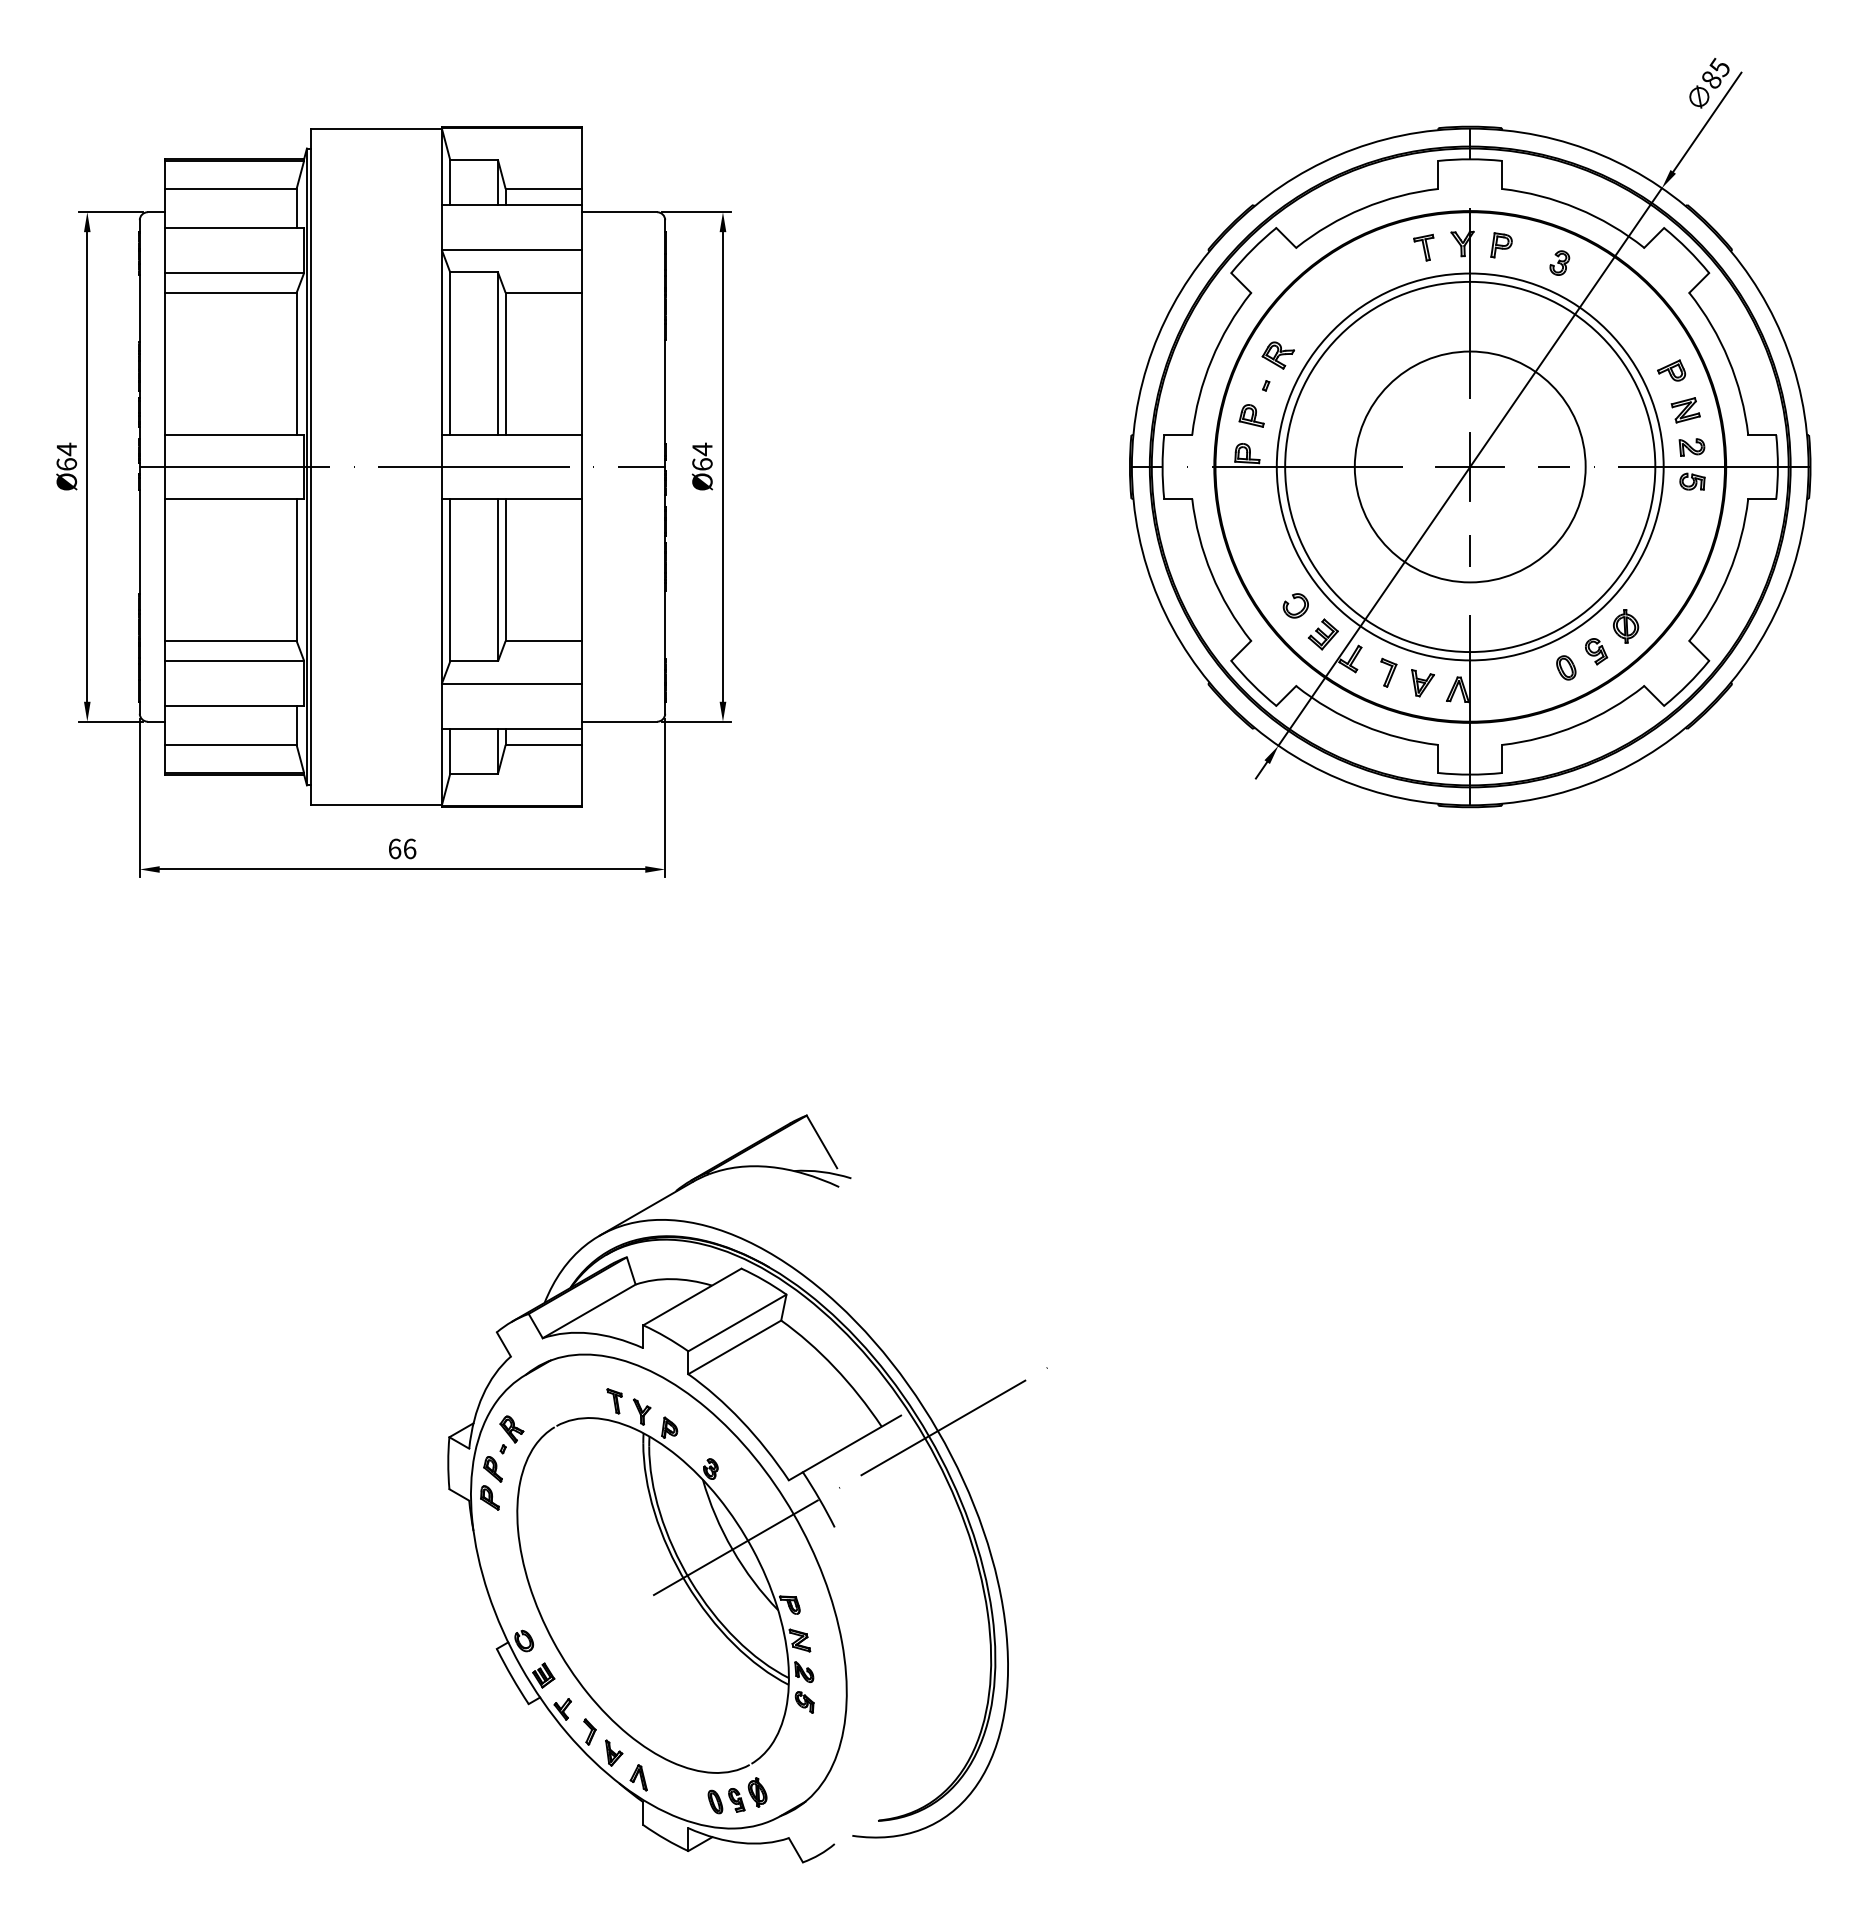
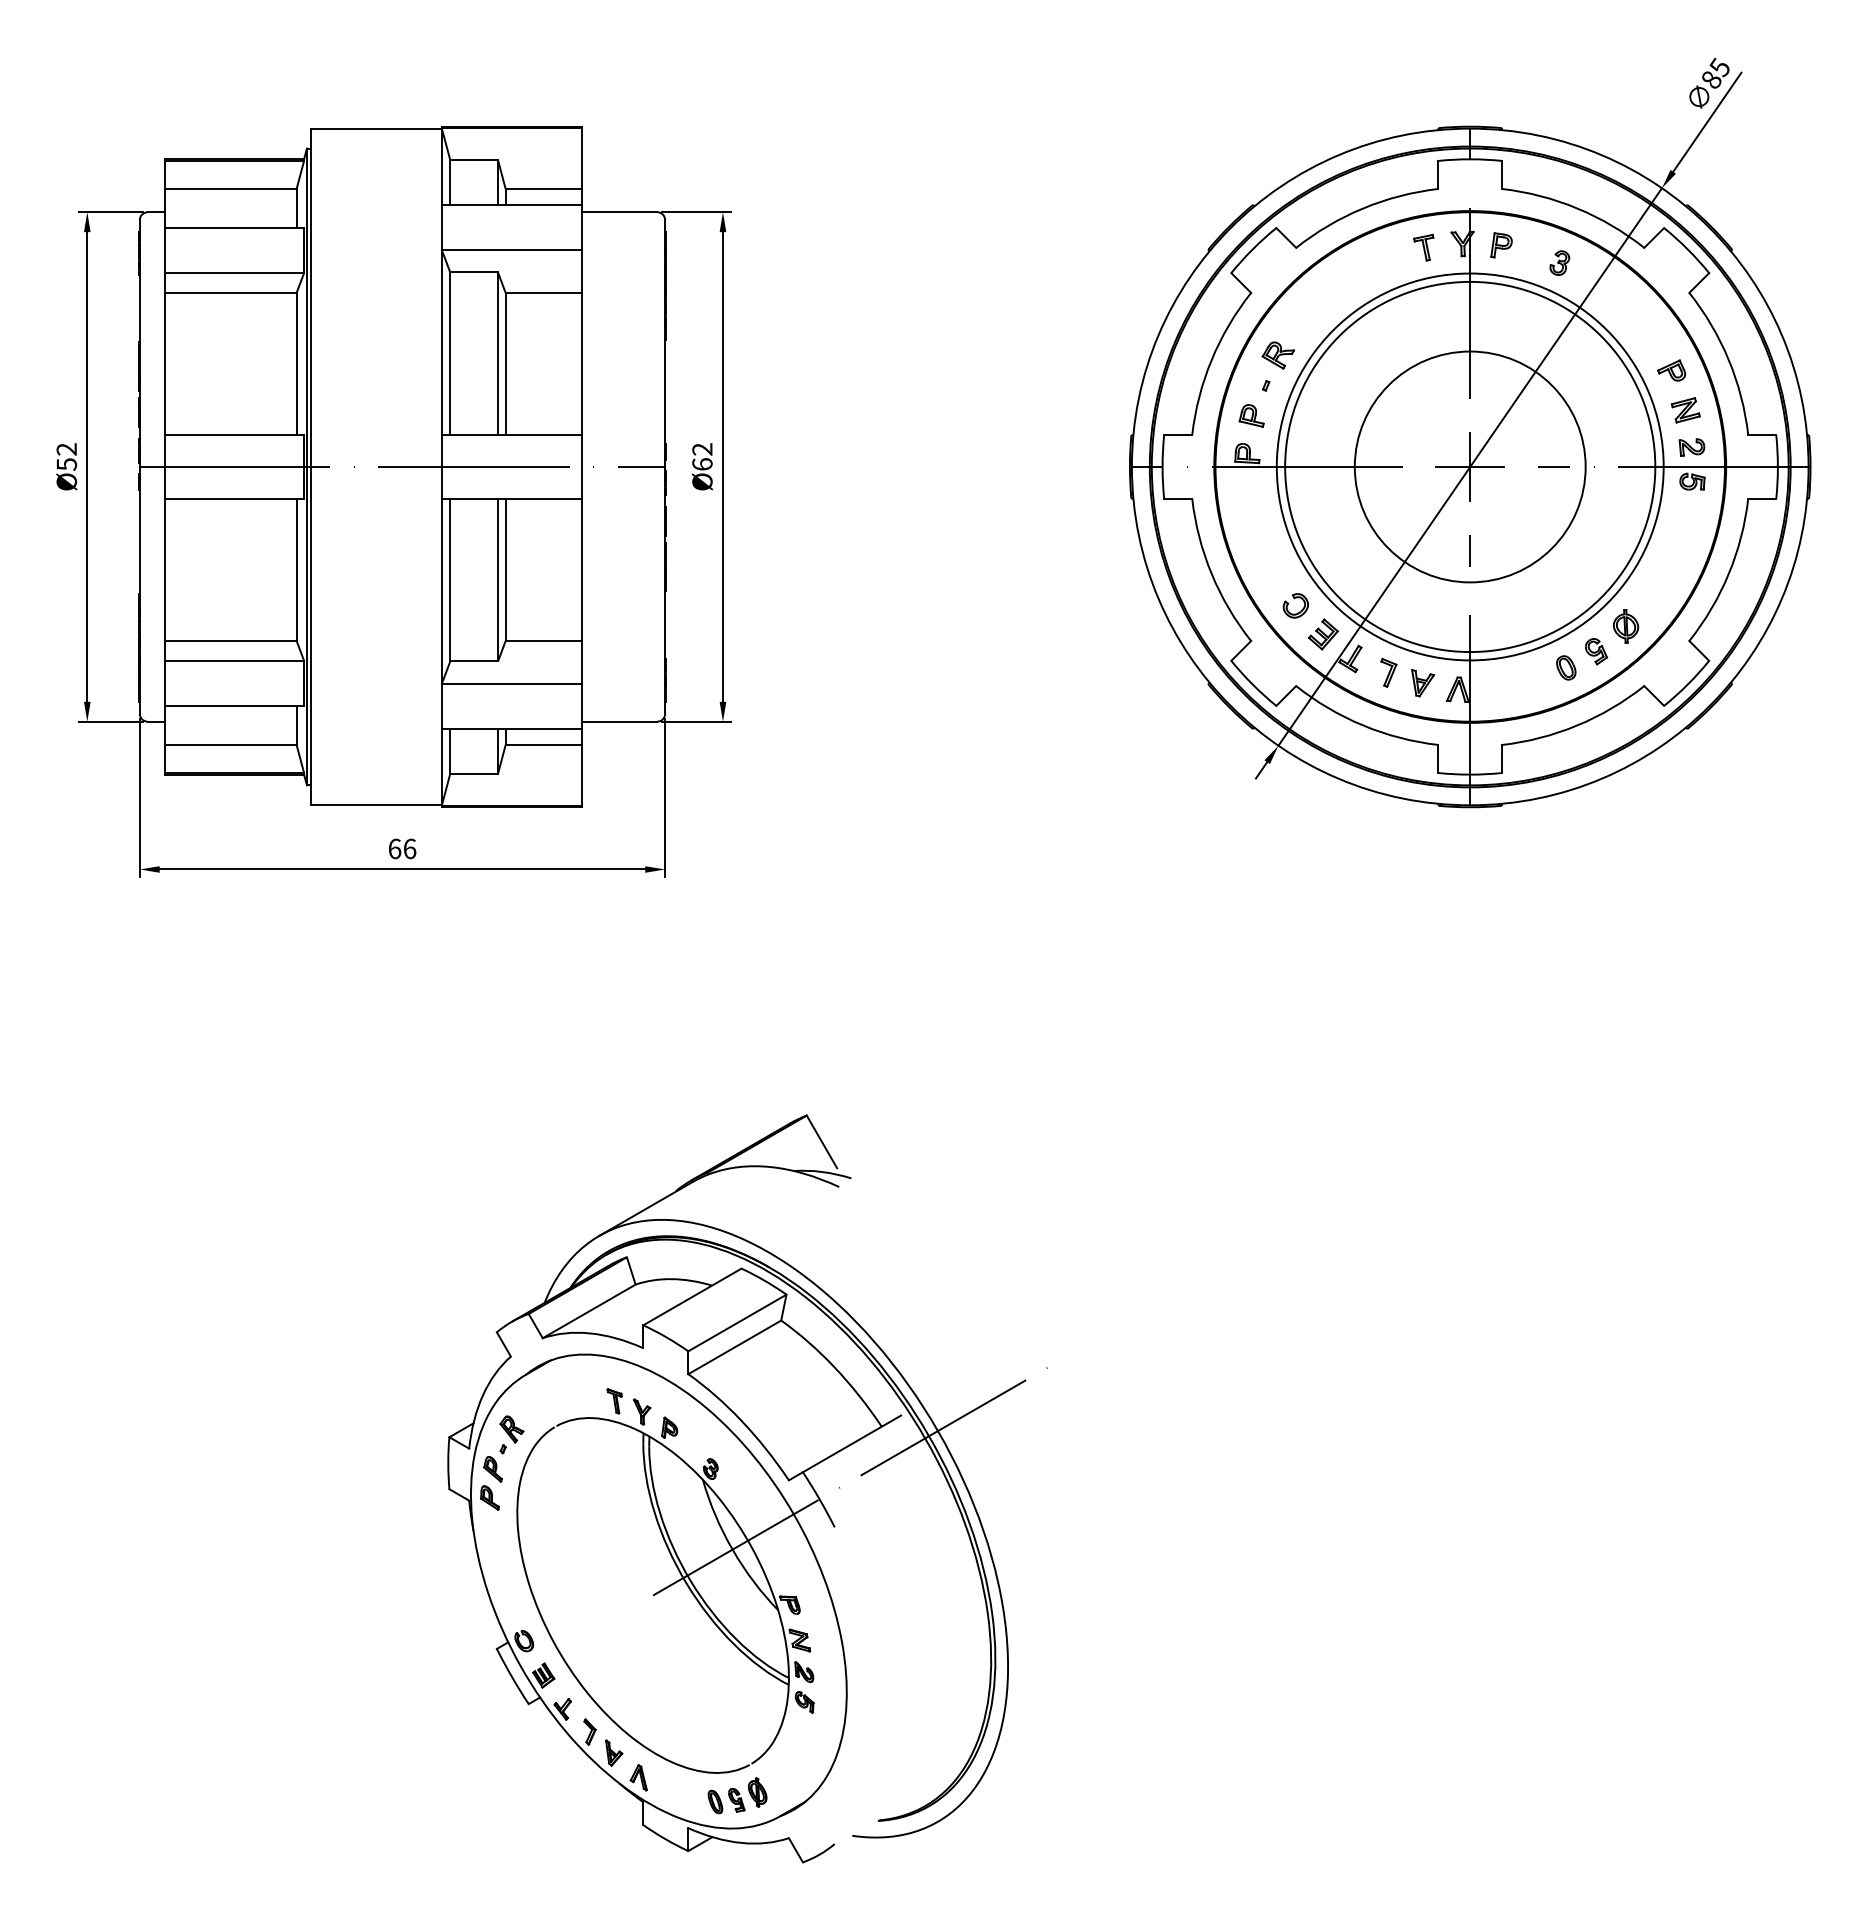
text: Ø64 -> Ø62 (702, 449)
text: Ø64 -> Ø52 (66, 456)
